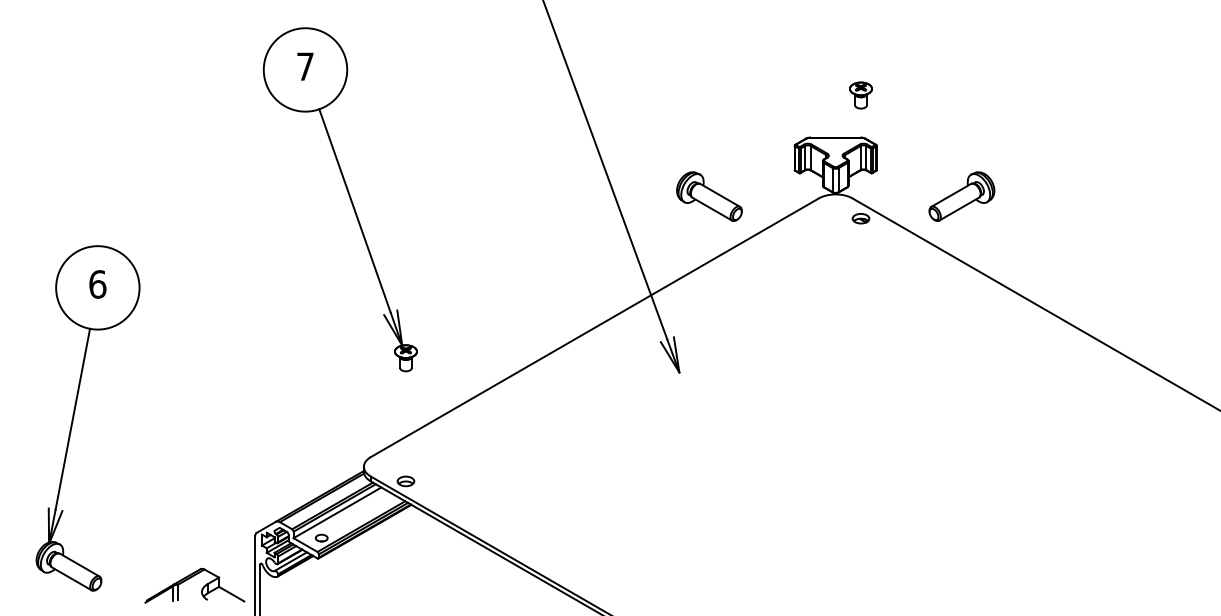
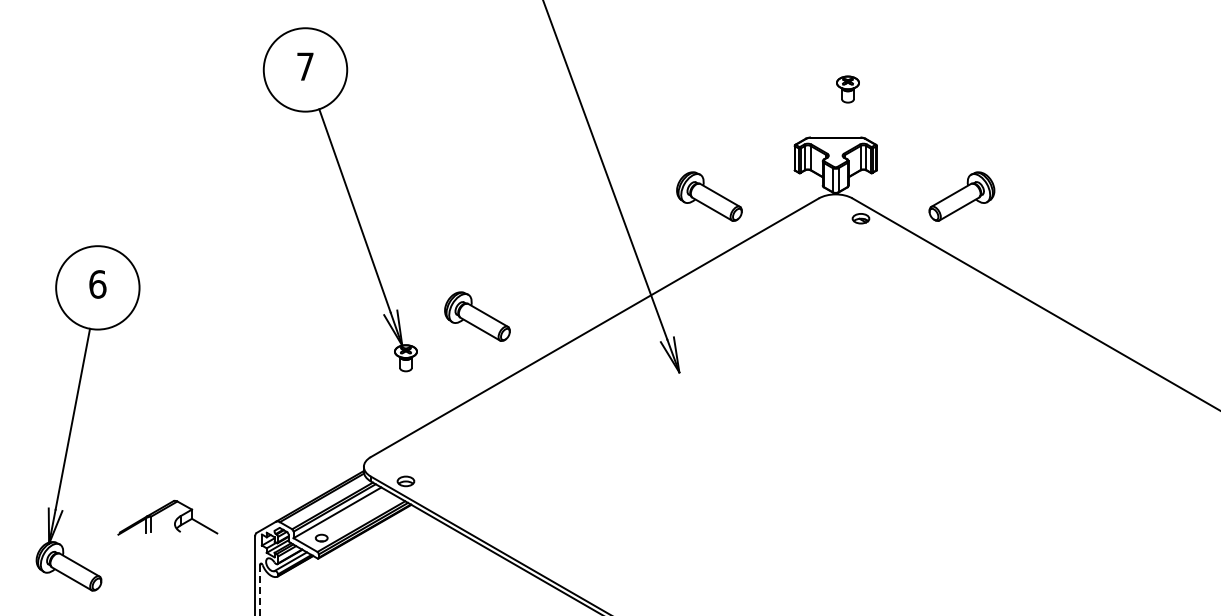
part position: (860, 95) -> (847, 89) (847, 89)
part: none -> present (477, 316)
part position: (191, 578) -> (164, 510) (164, 510)
line: solid -> dashed (260, 590)
